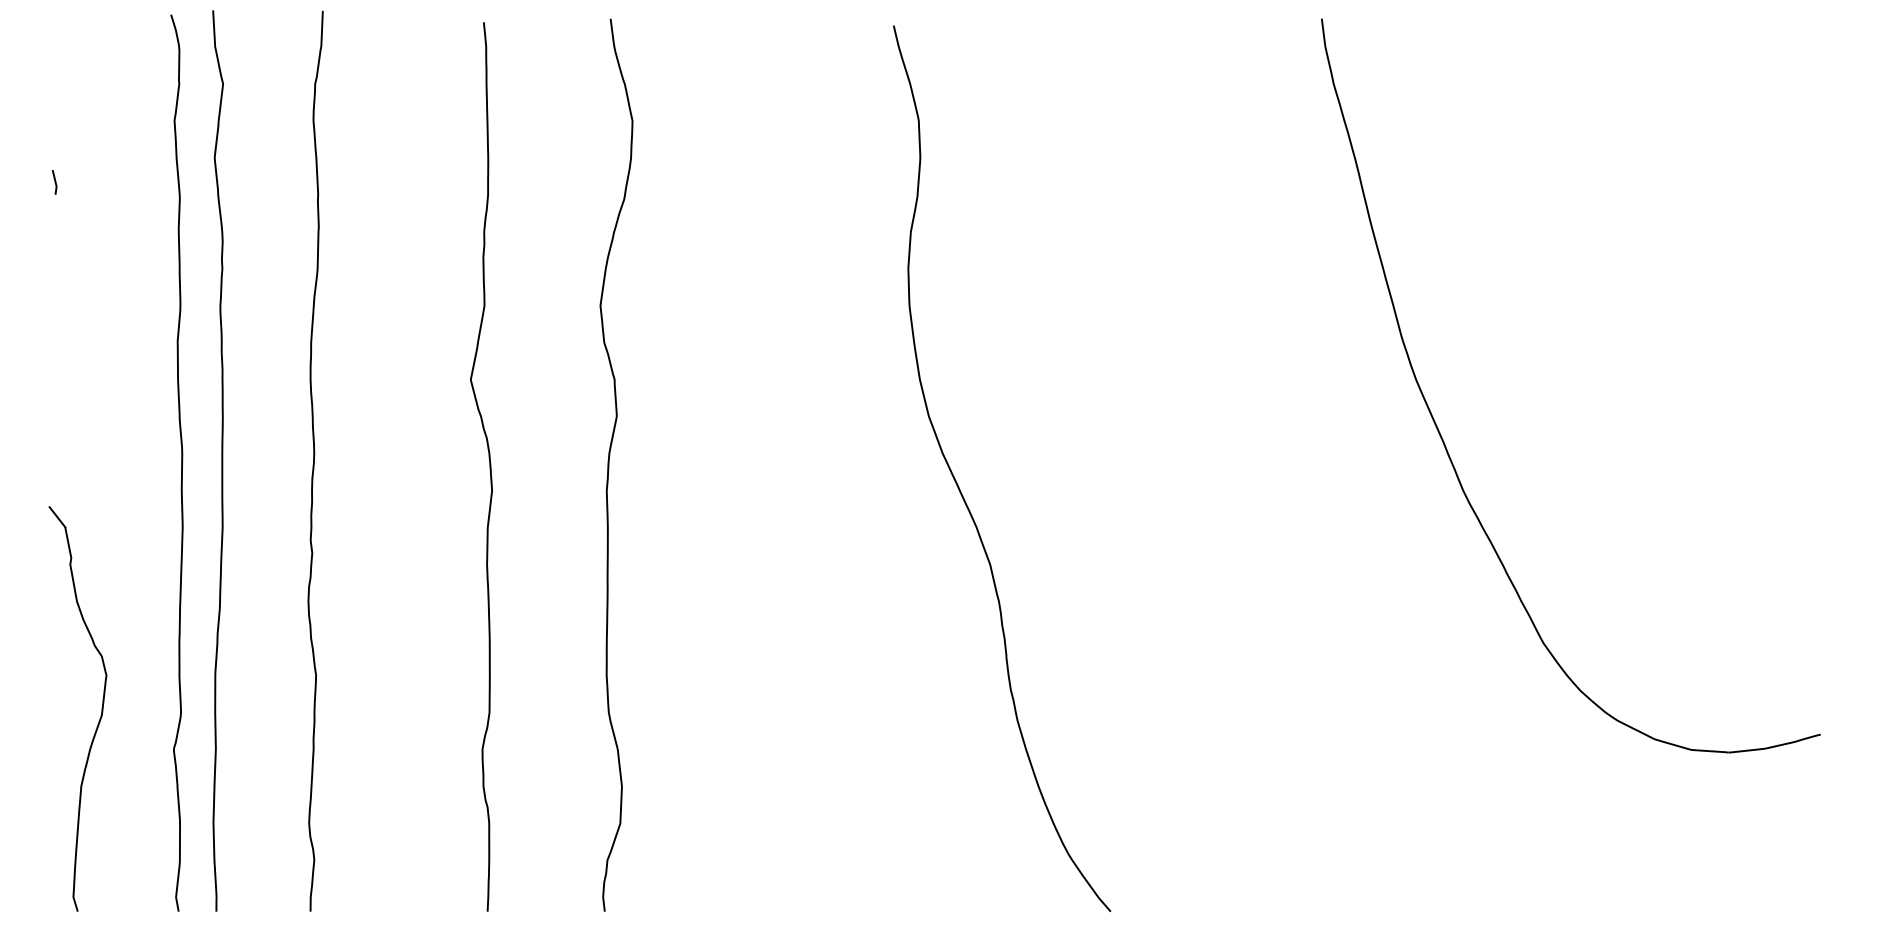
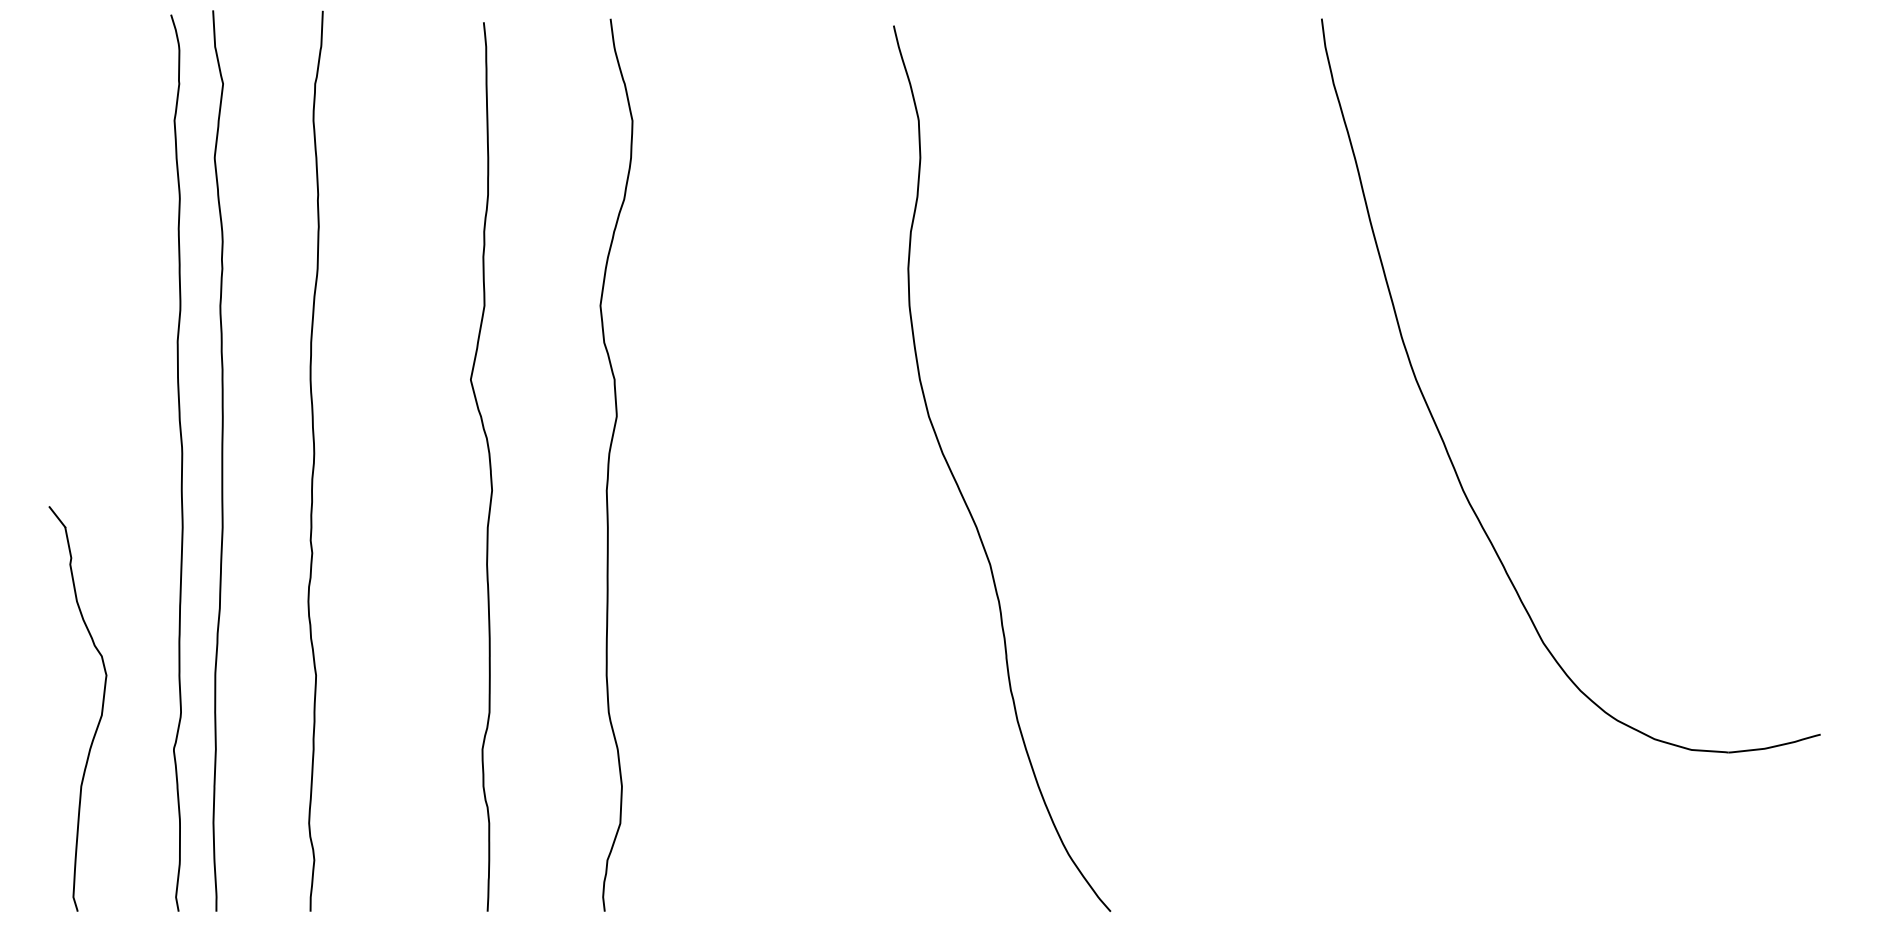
line: present -> none (54, 182)
